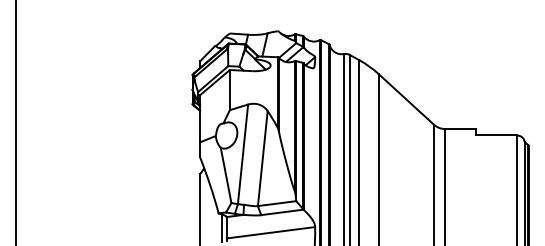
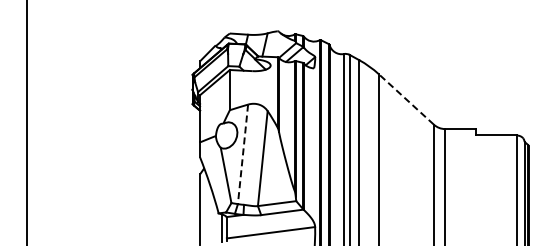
line: solid -> dashed (405, 99)
line position: (16, 122) -> (27, 122) (27, 122)
line: solid -> dashed (242, 154)
